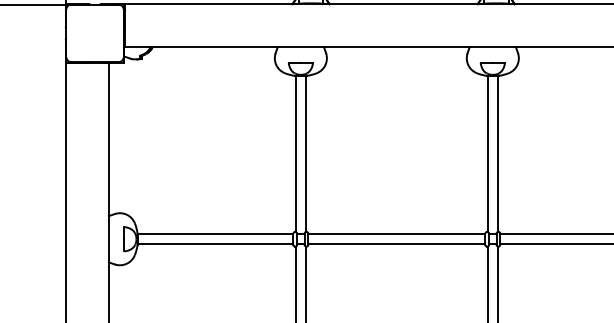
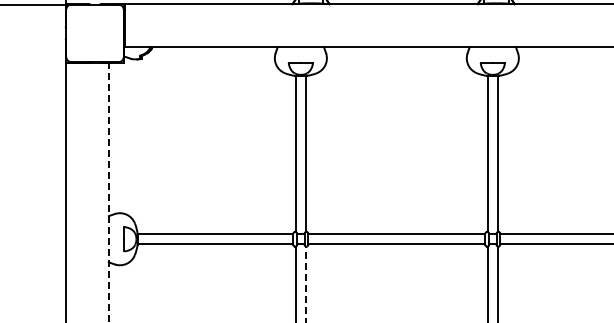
line: solid -> dashed (108, 192)
line: solid -> dashed (305, 284)
